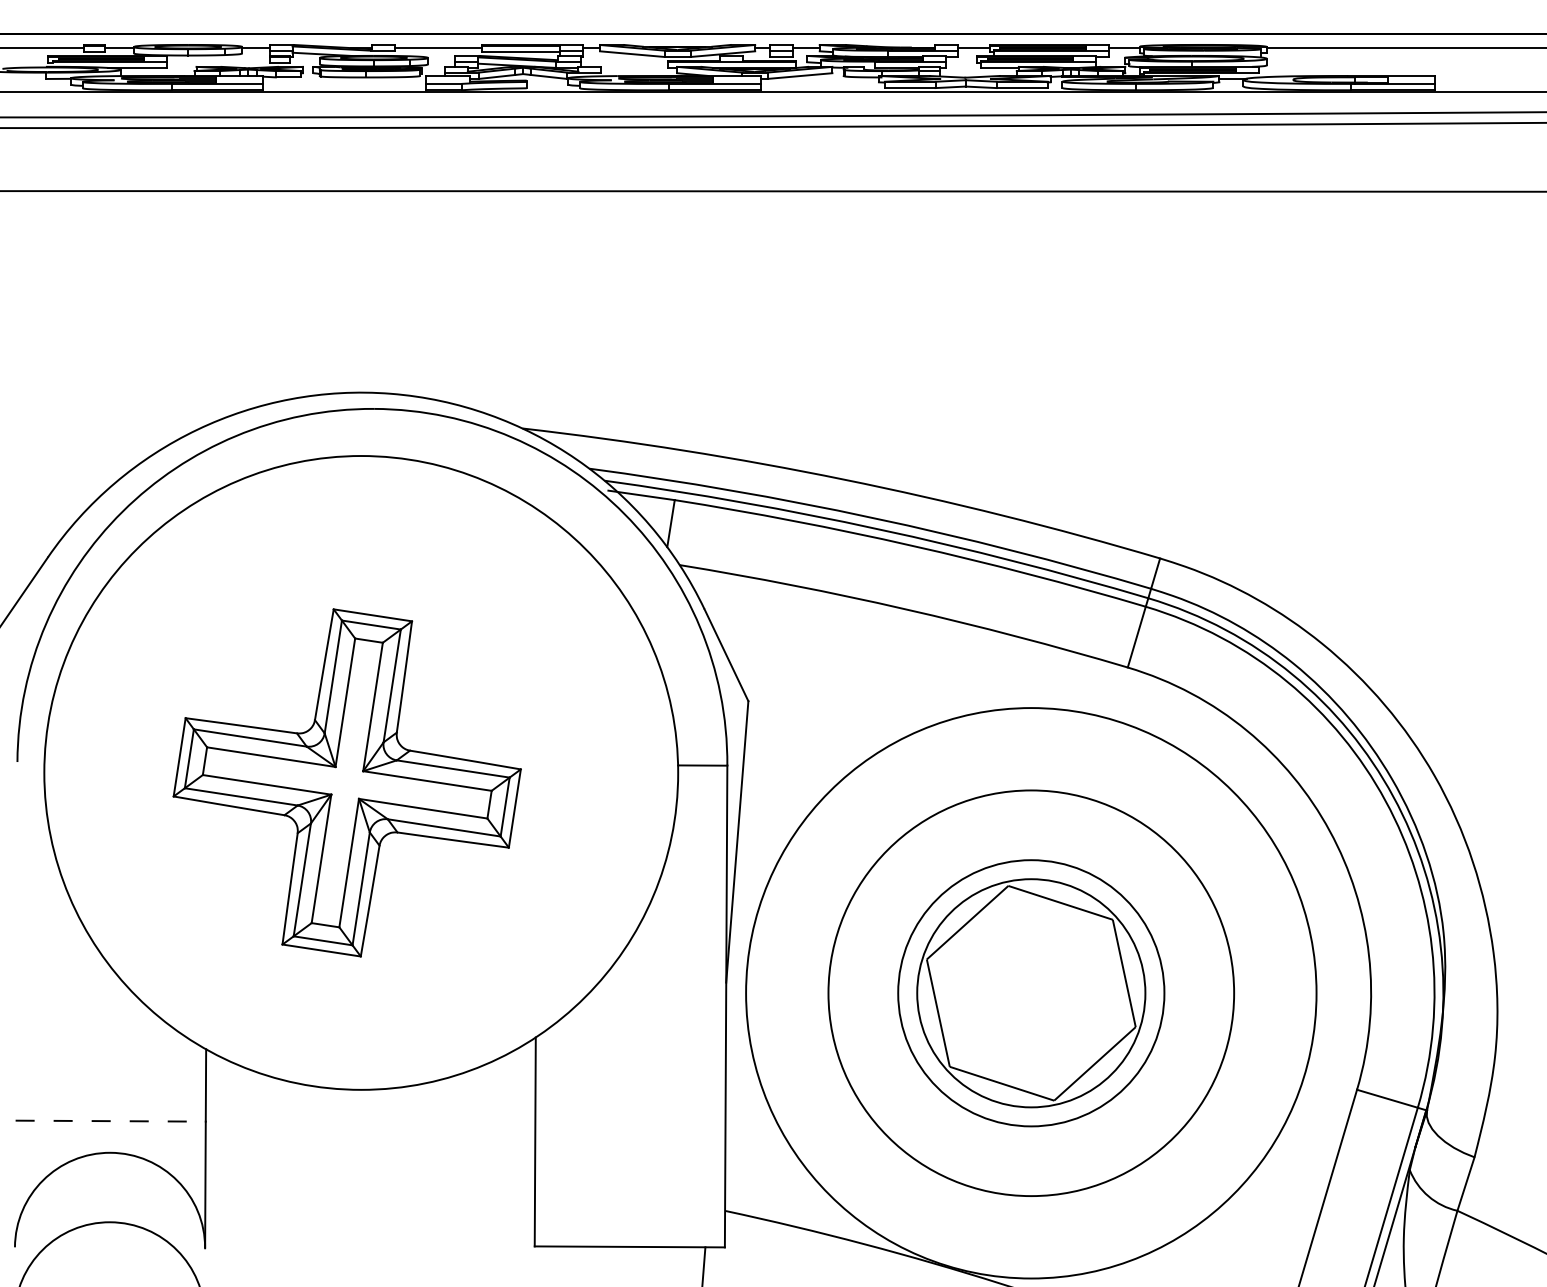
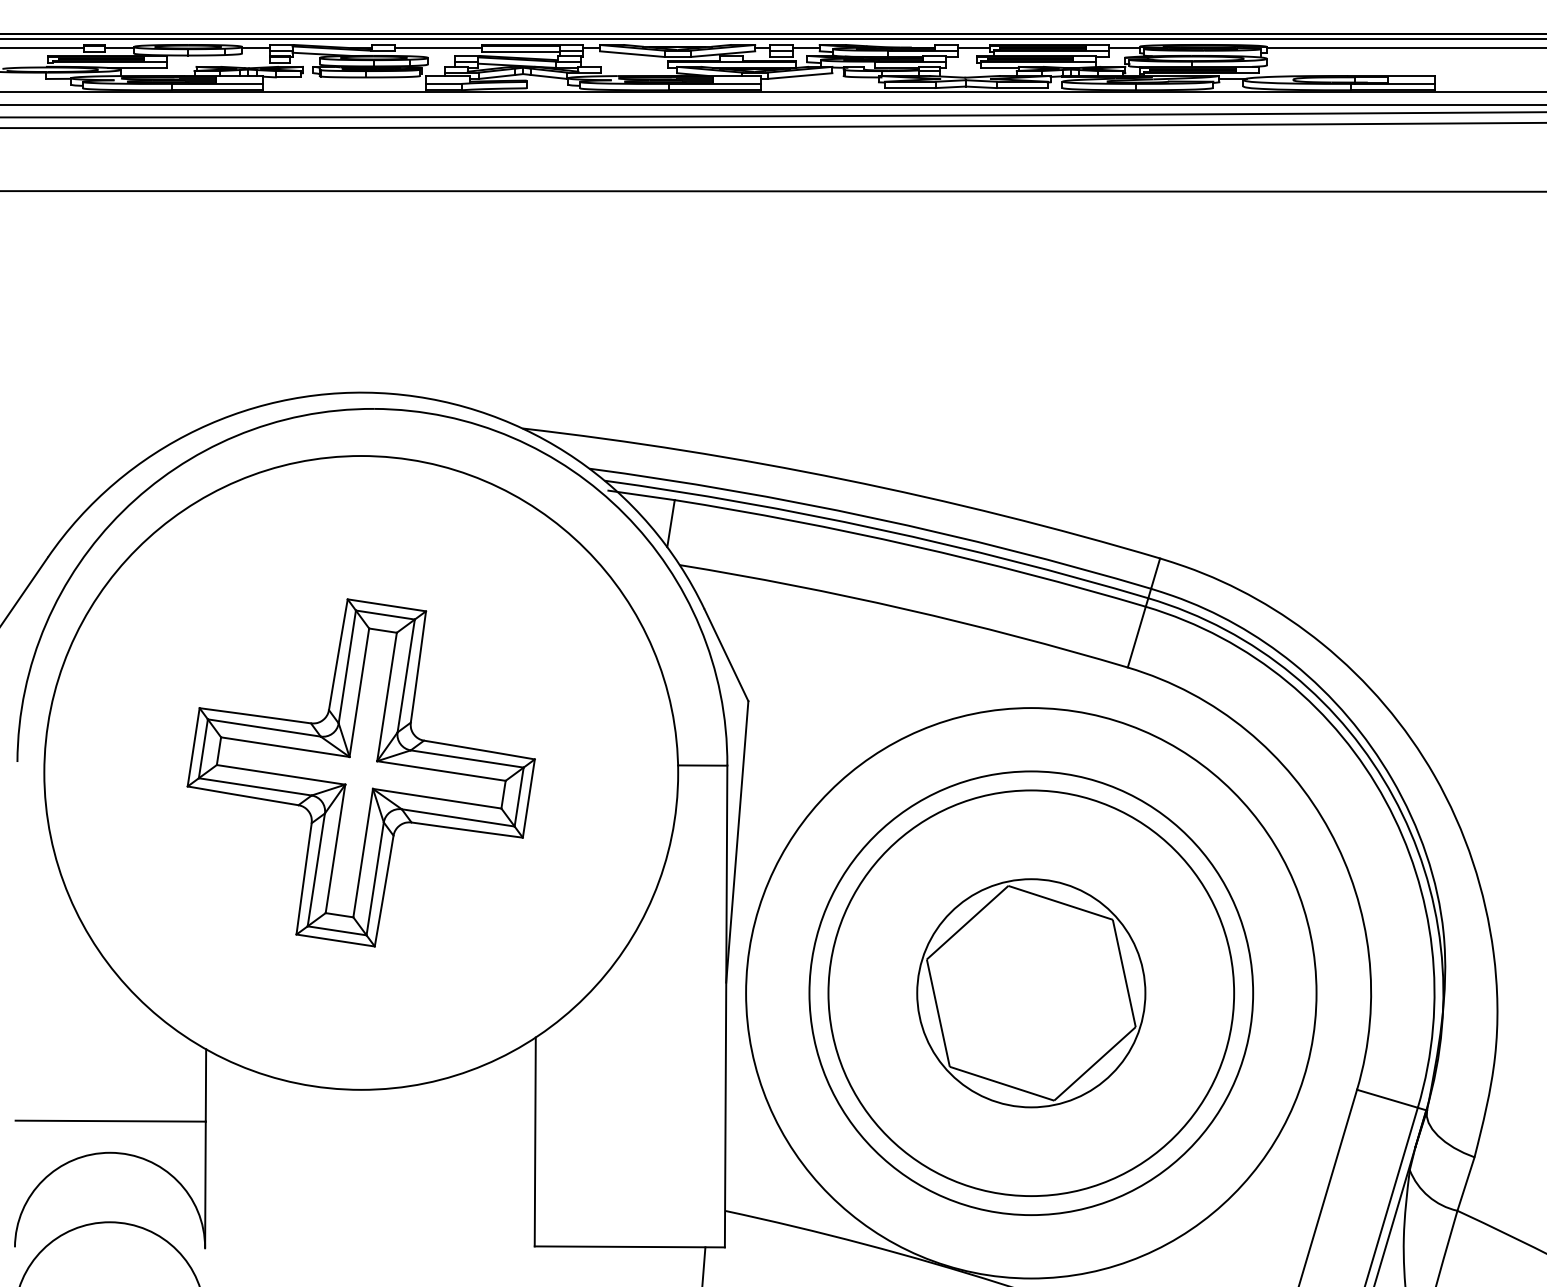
line: none -> present (772, 38)
line: none -> present (772, 105)
part position: (346, 782) -> (360, 772) (360, 772)
circle diameter: 266 px -> 444 px (1031, 993)
line: dashed -> solid (111, 1121)
